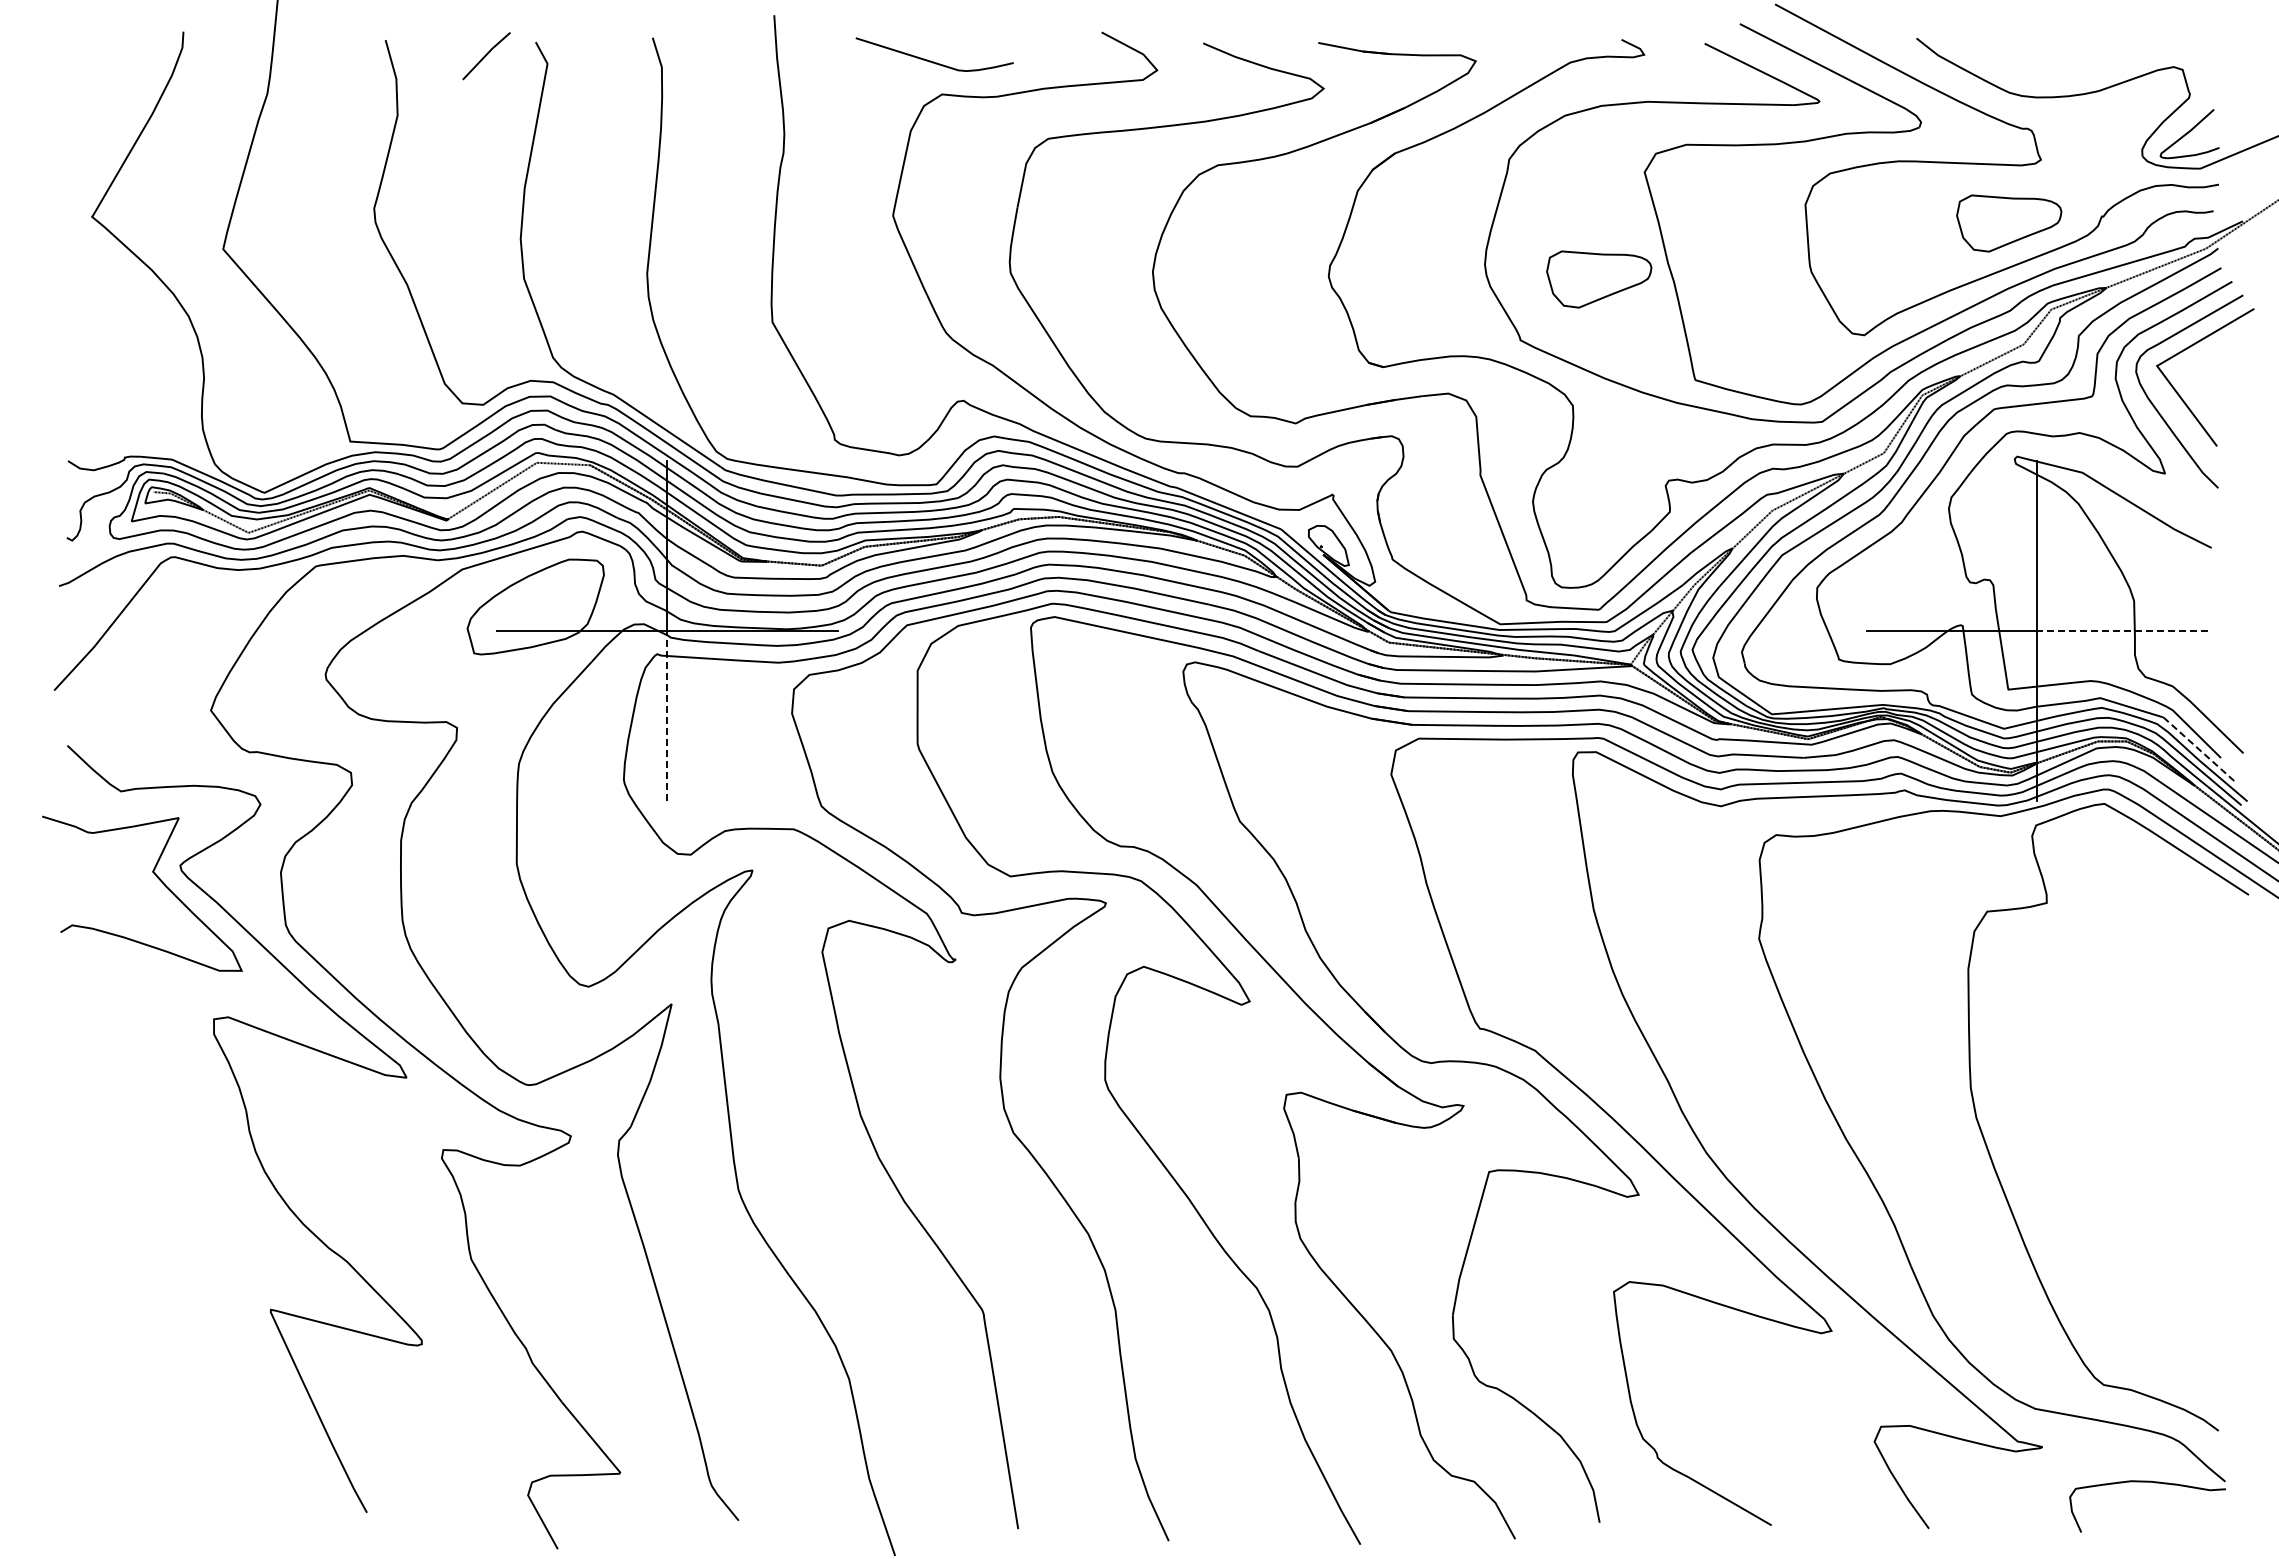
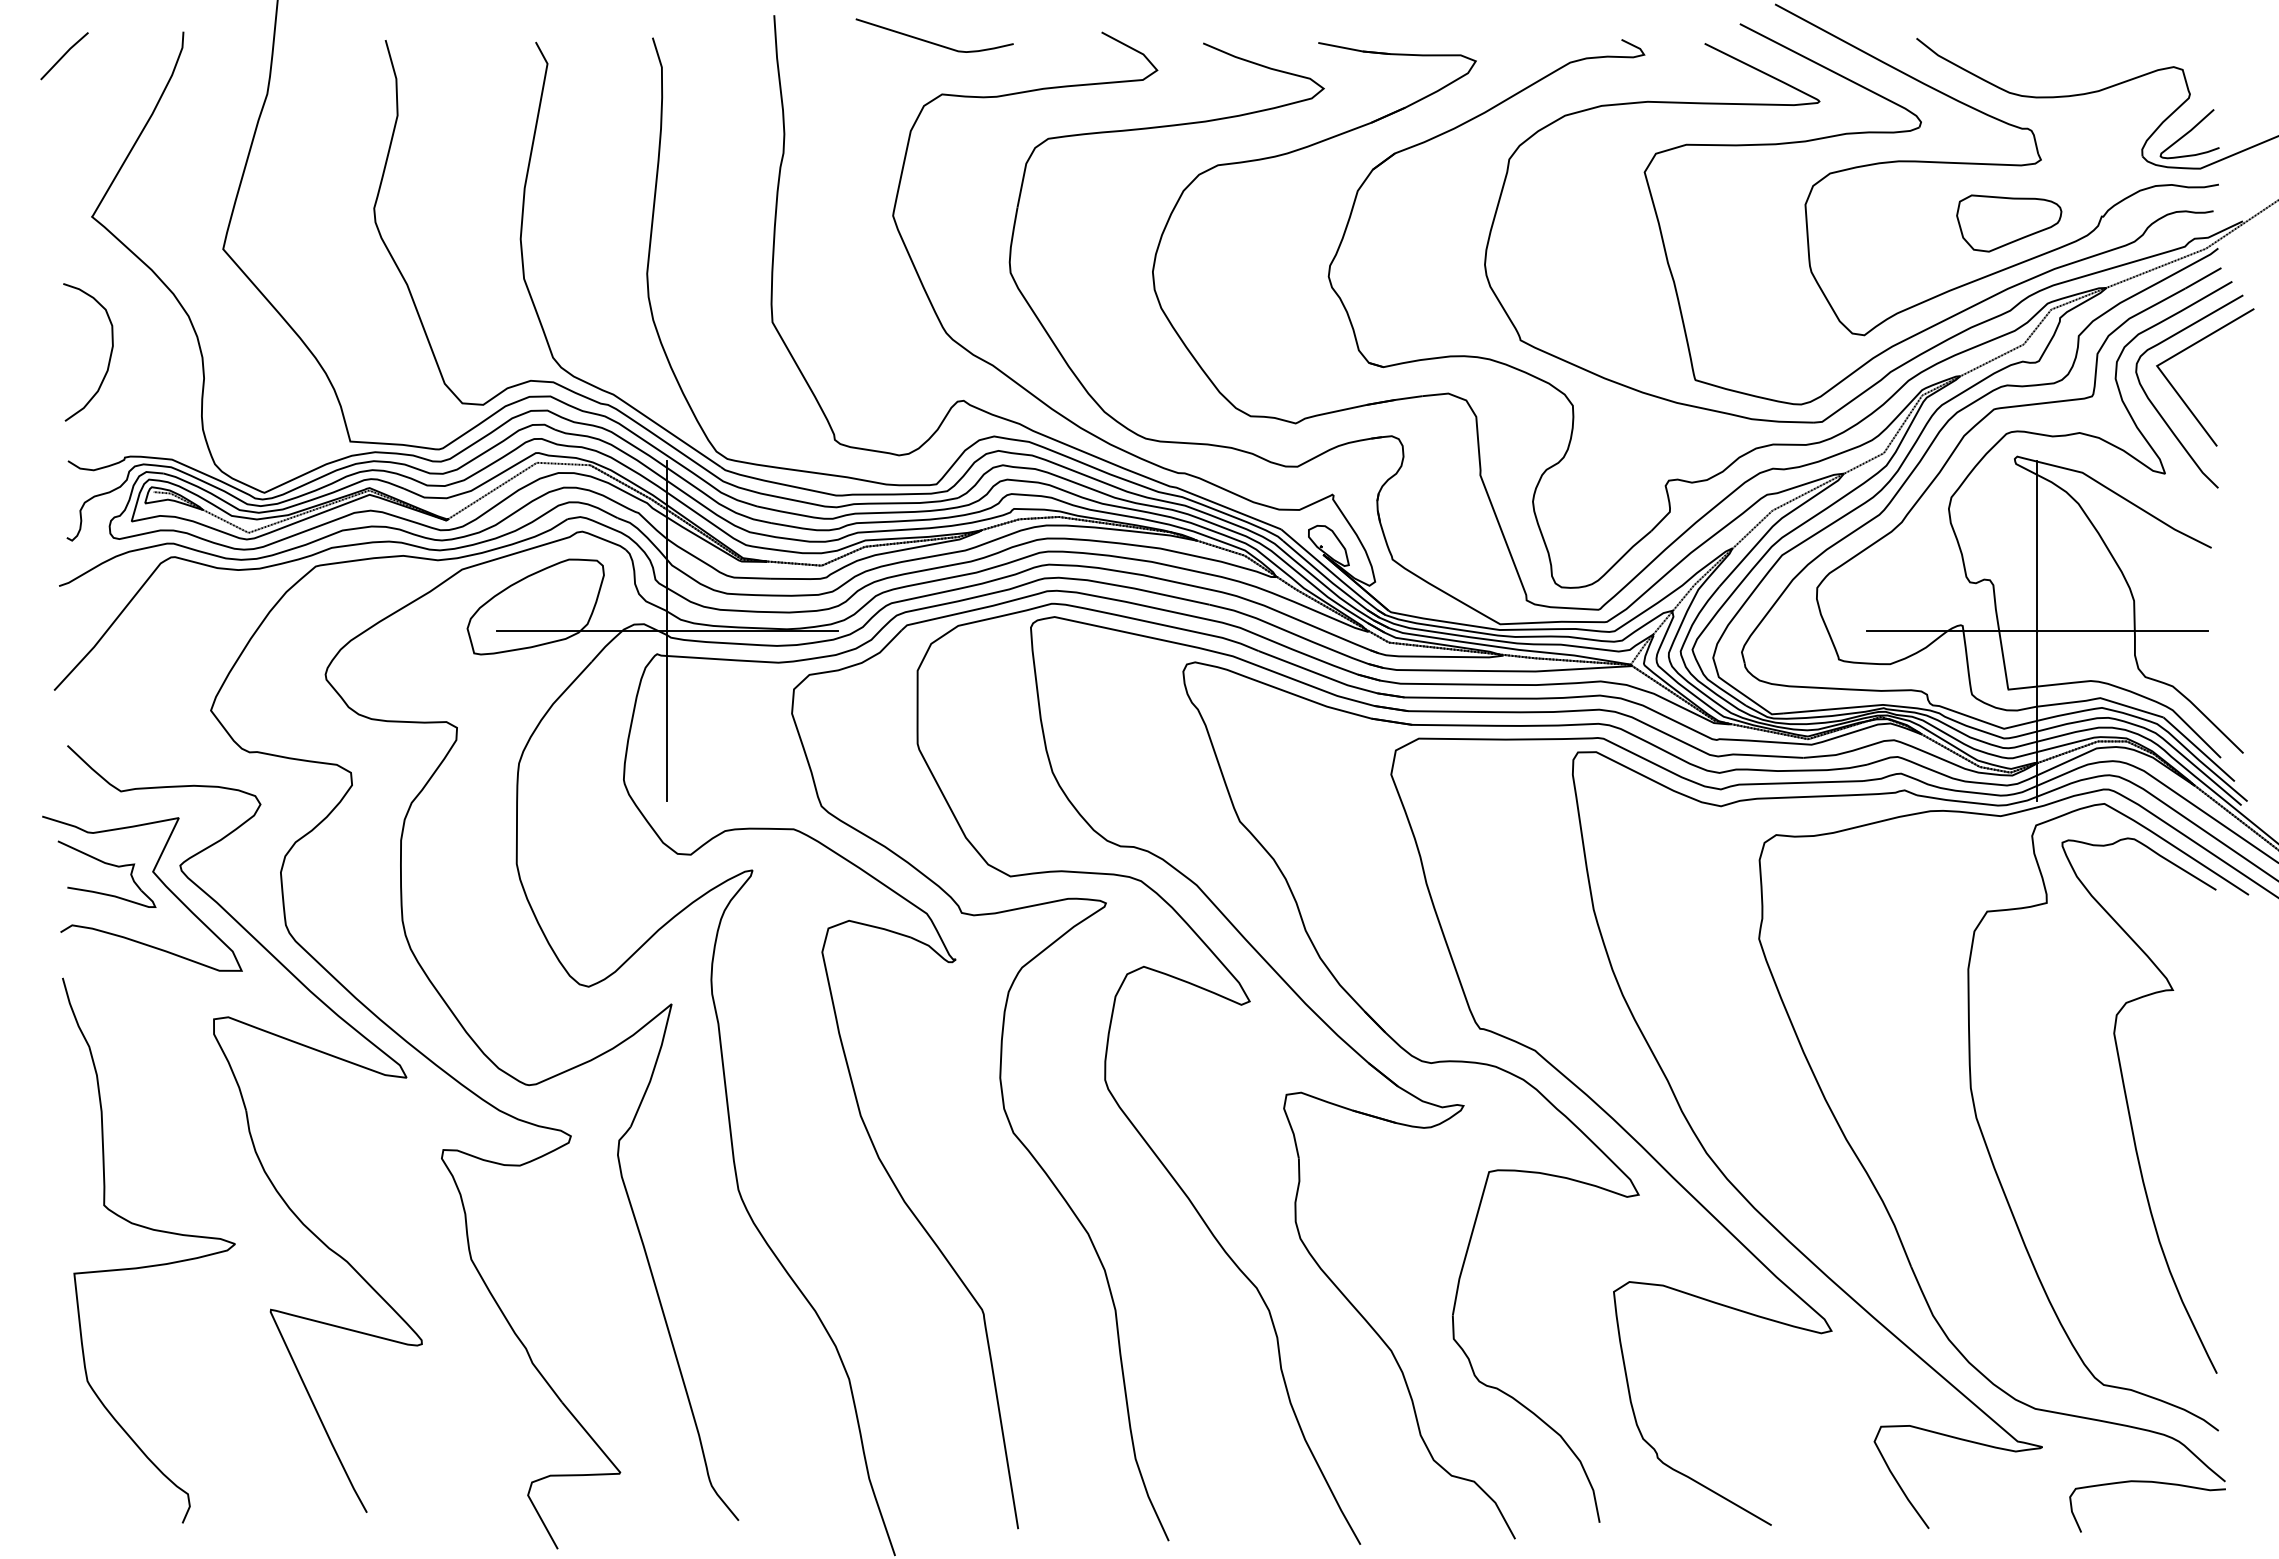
line position: (486, 56) -> (64, 56) (64, 56)
curve position: (934, 61) -> (934, 42) (934, 42)
part: present -> none (1599, 279)
curve: none -> present (109, 356)
line: dashed -> solid (2121, 630)
line: dashed -> solid (667, 715)
line: dashed -> solid (2199, 749)
part: none -> present (109, 865)
curve: none -> present (2129, 1108)
curve: none -> present (148, 1265)
